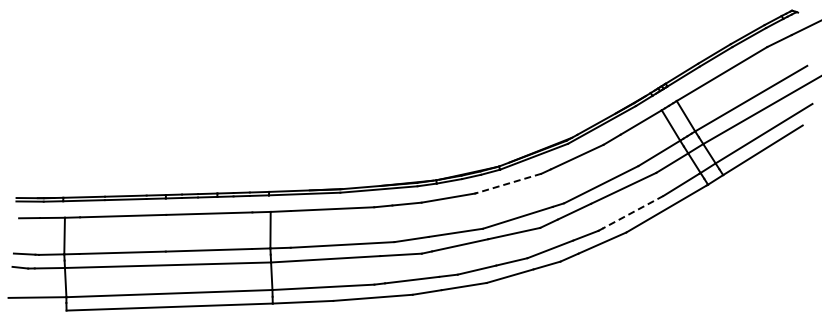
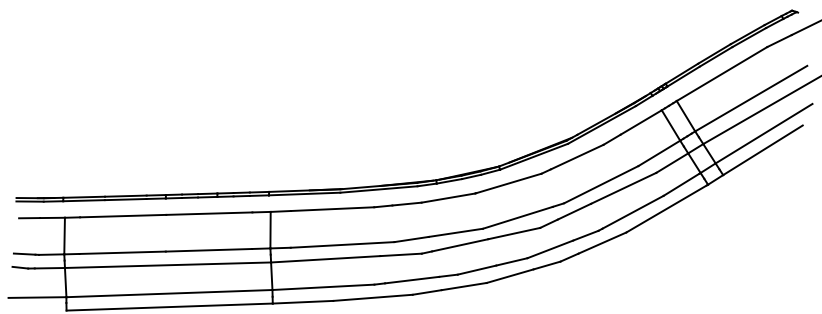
line: dashed -> solid (508, 183)
line: dashed -> solid (633, 212)
